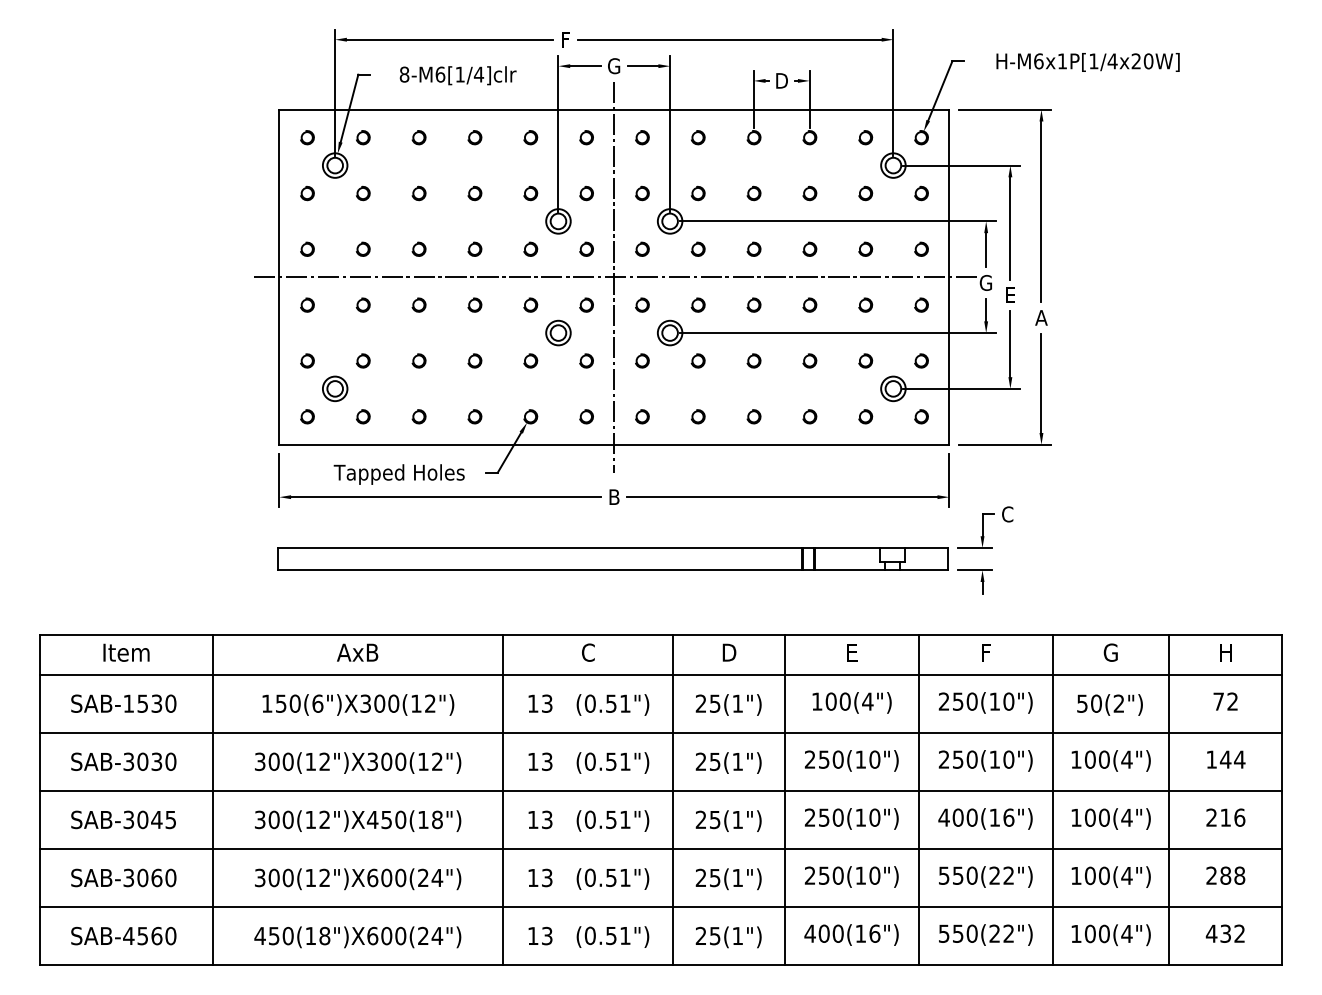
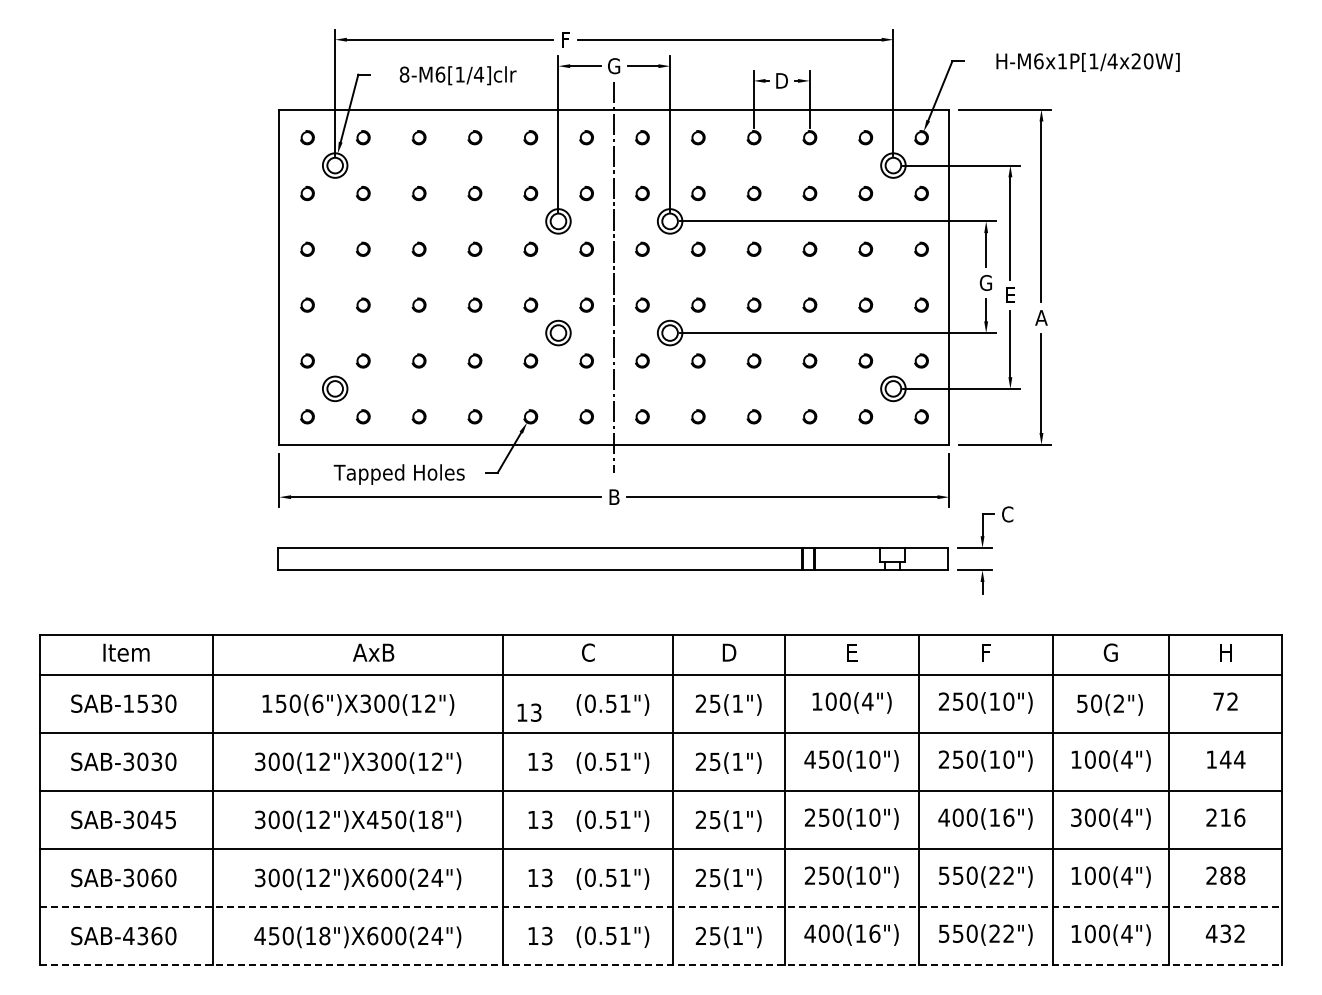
line: present -> none (614, 277)
text position: (357, 652) -> (373, 652) (373, 652)
text position: (540, 703) -> (529, 712) (529, 712)
text: 250(10") -> 450(10") (809, 759)
text: 100(4") -> 300(4") (1076, 817)
line: solid -> dashed (661, 907)
text: SAB-4560 -> SAB-4360 (143, 935)
line: solid -> dashed (661, 965)
